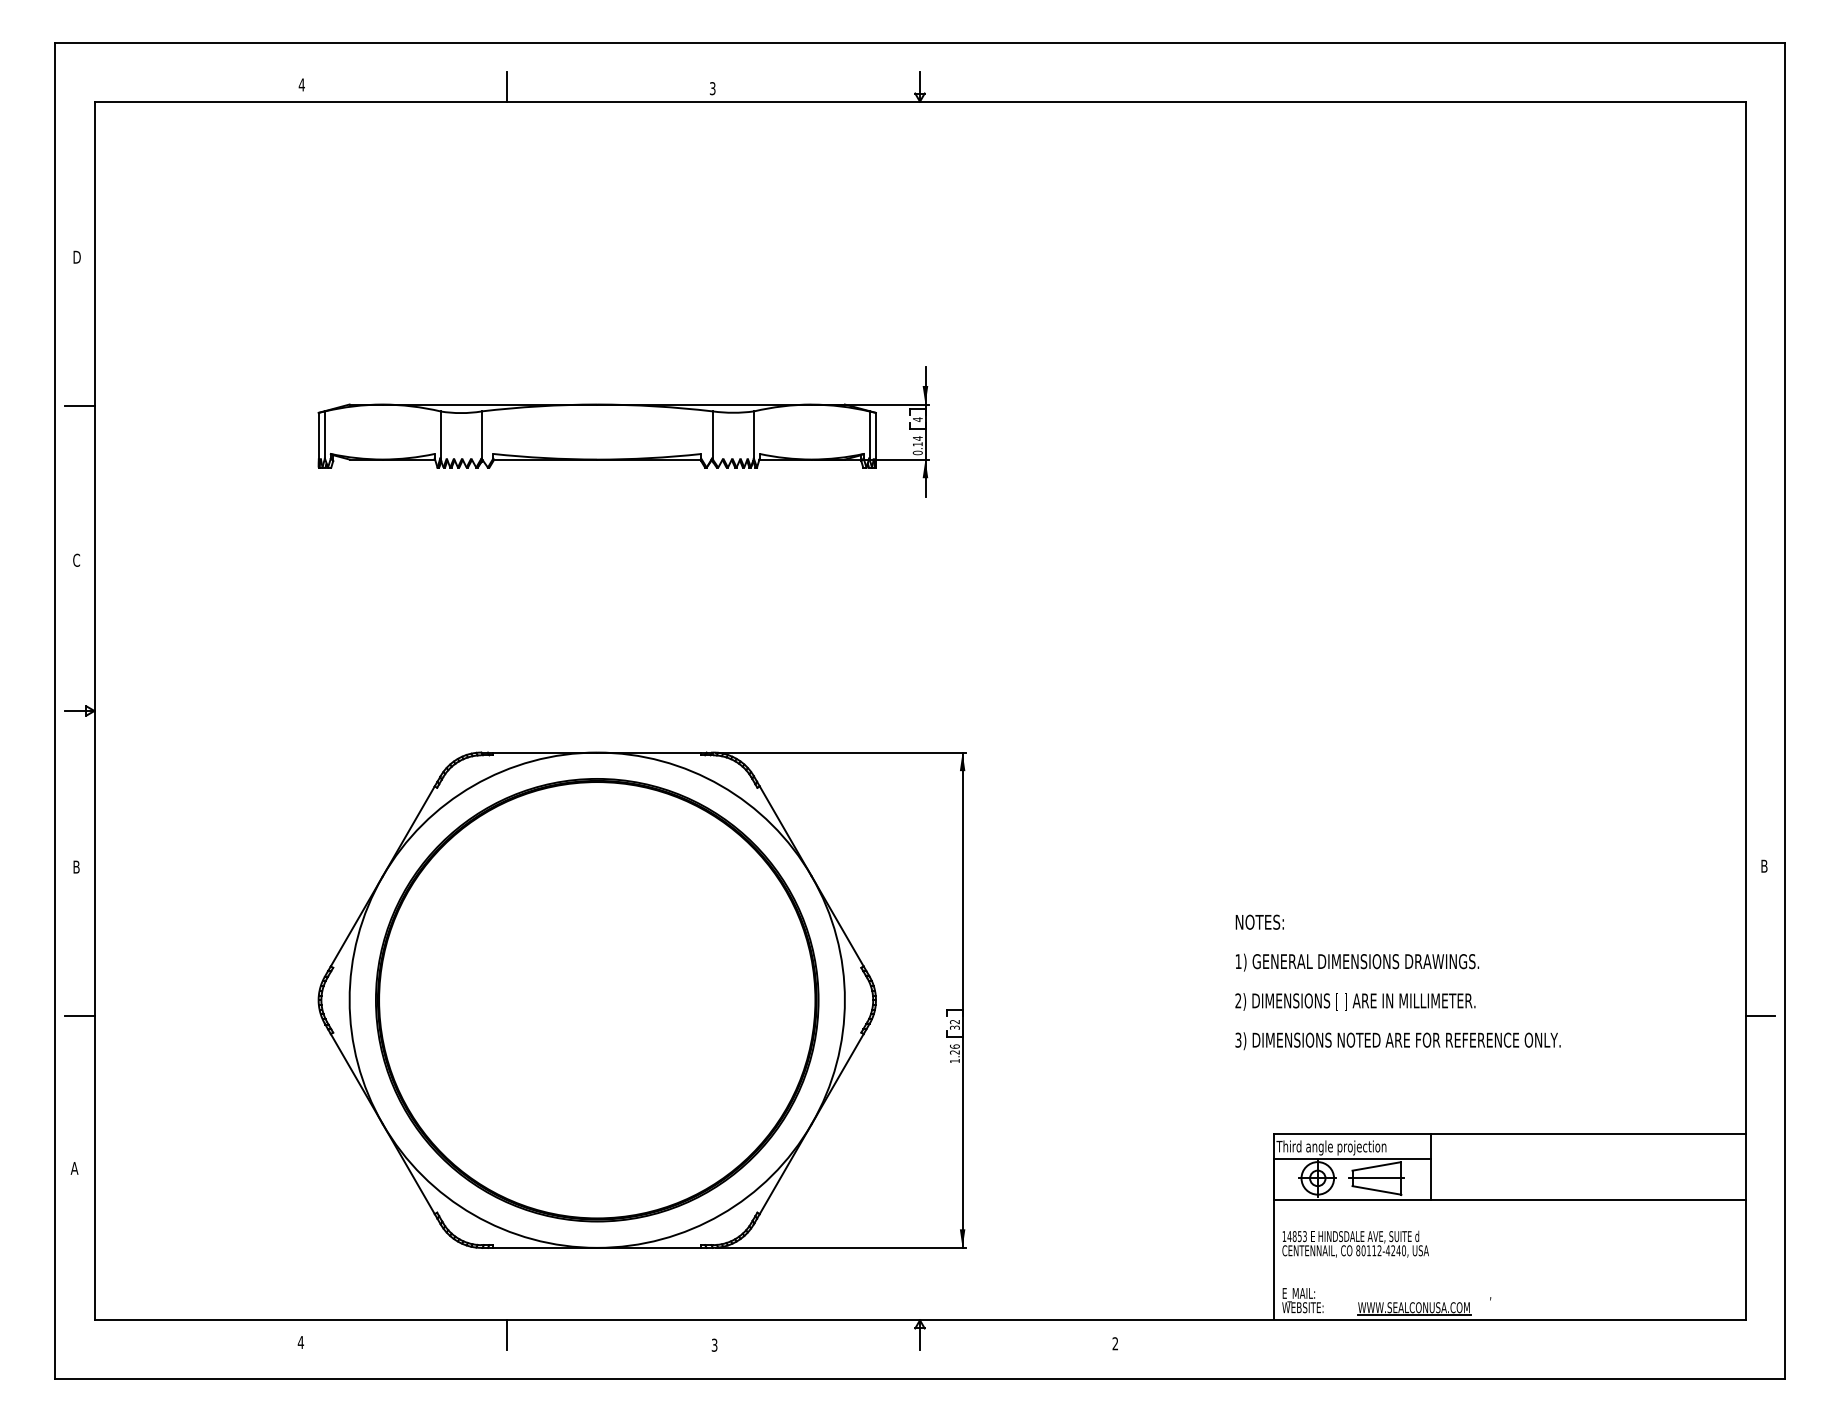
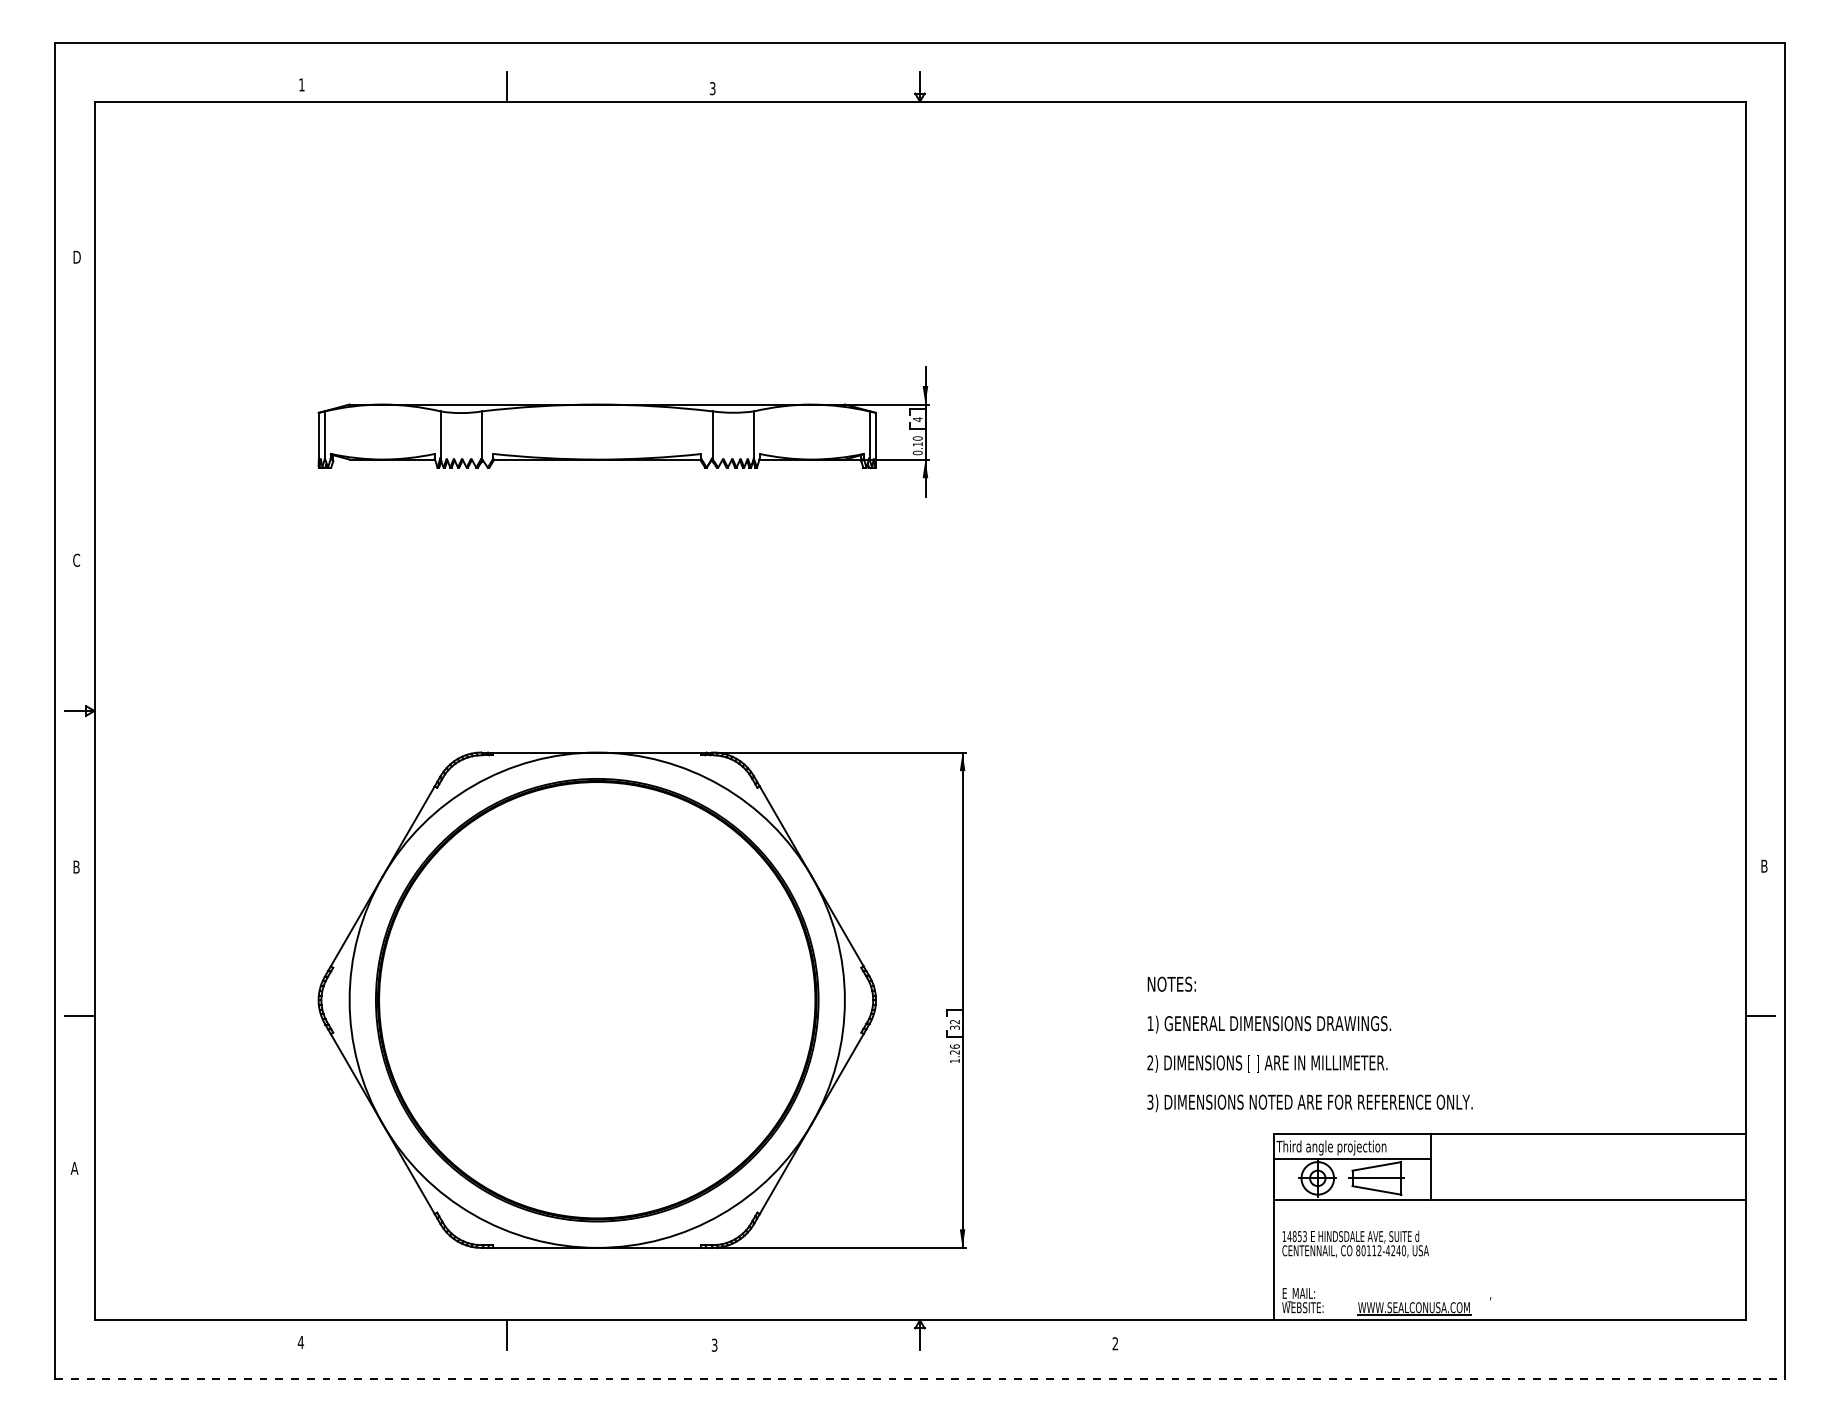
text: 4 -> 1 (301, 84)
line: present -> none (79, 406)
text: 0.14 -> 0.10 (917, 438)
text position: (1397, 982) -> (1309, 1044) (1309, 1044)
line: solid -> dashed (920, 1379)
